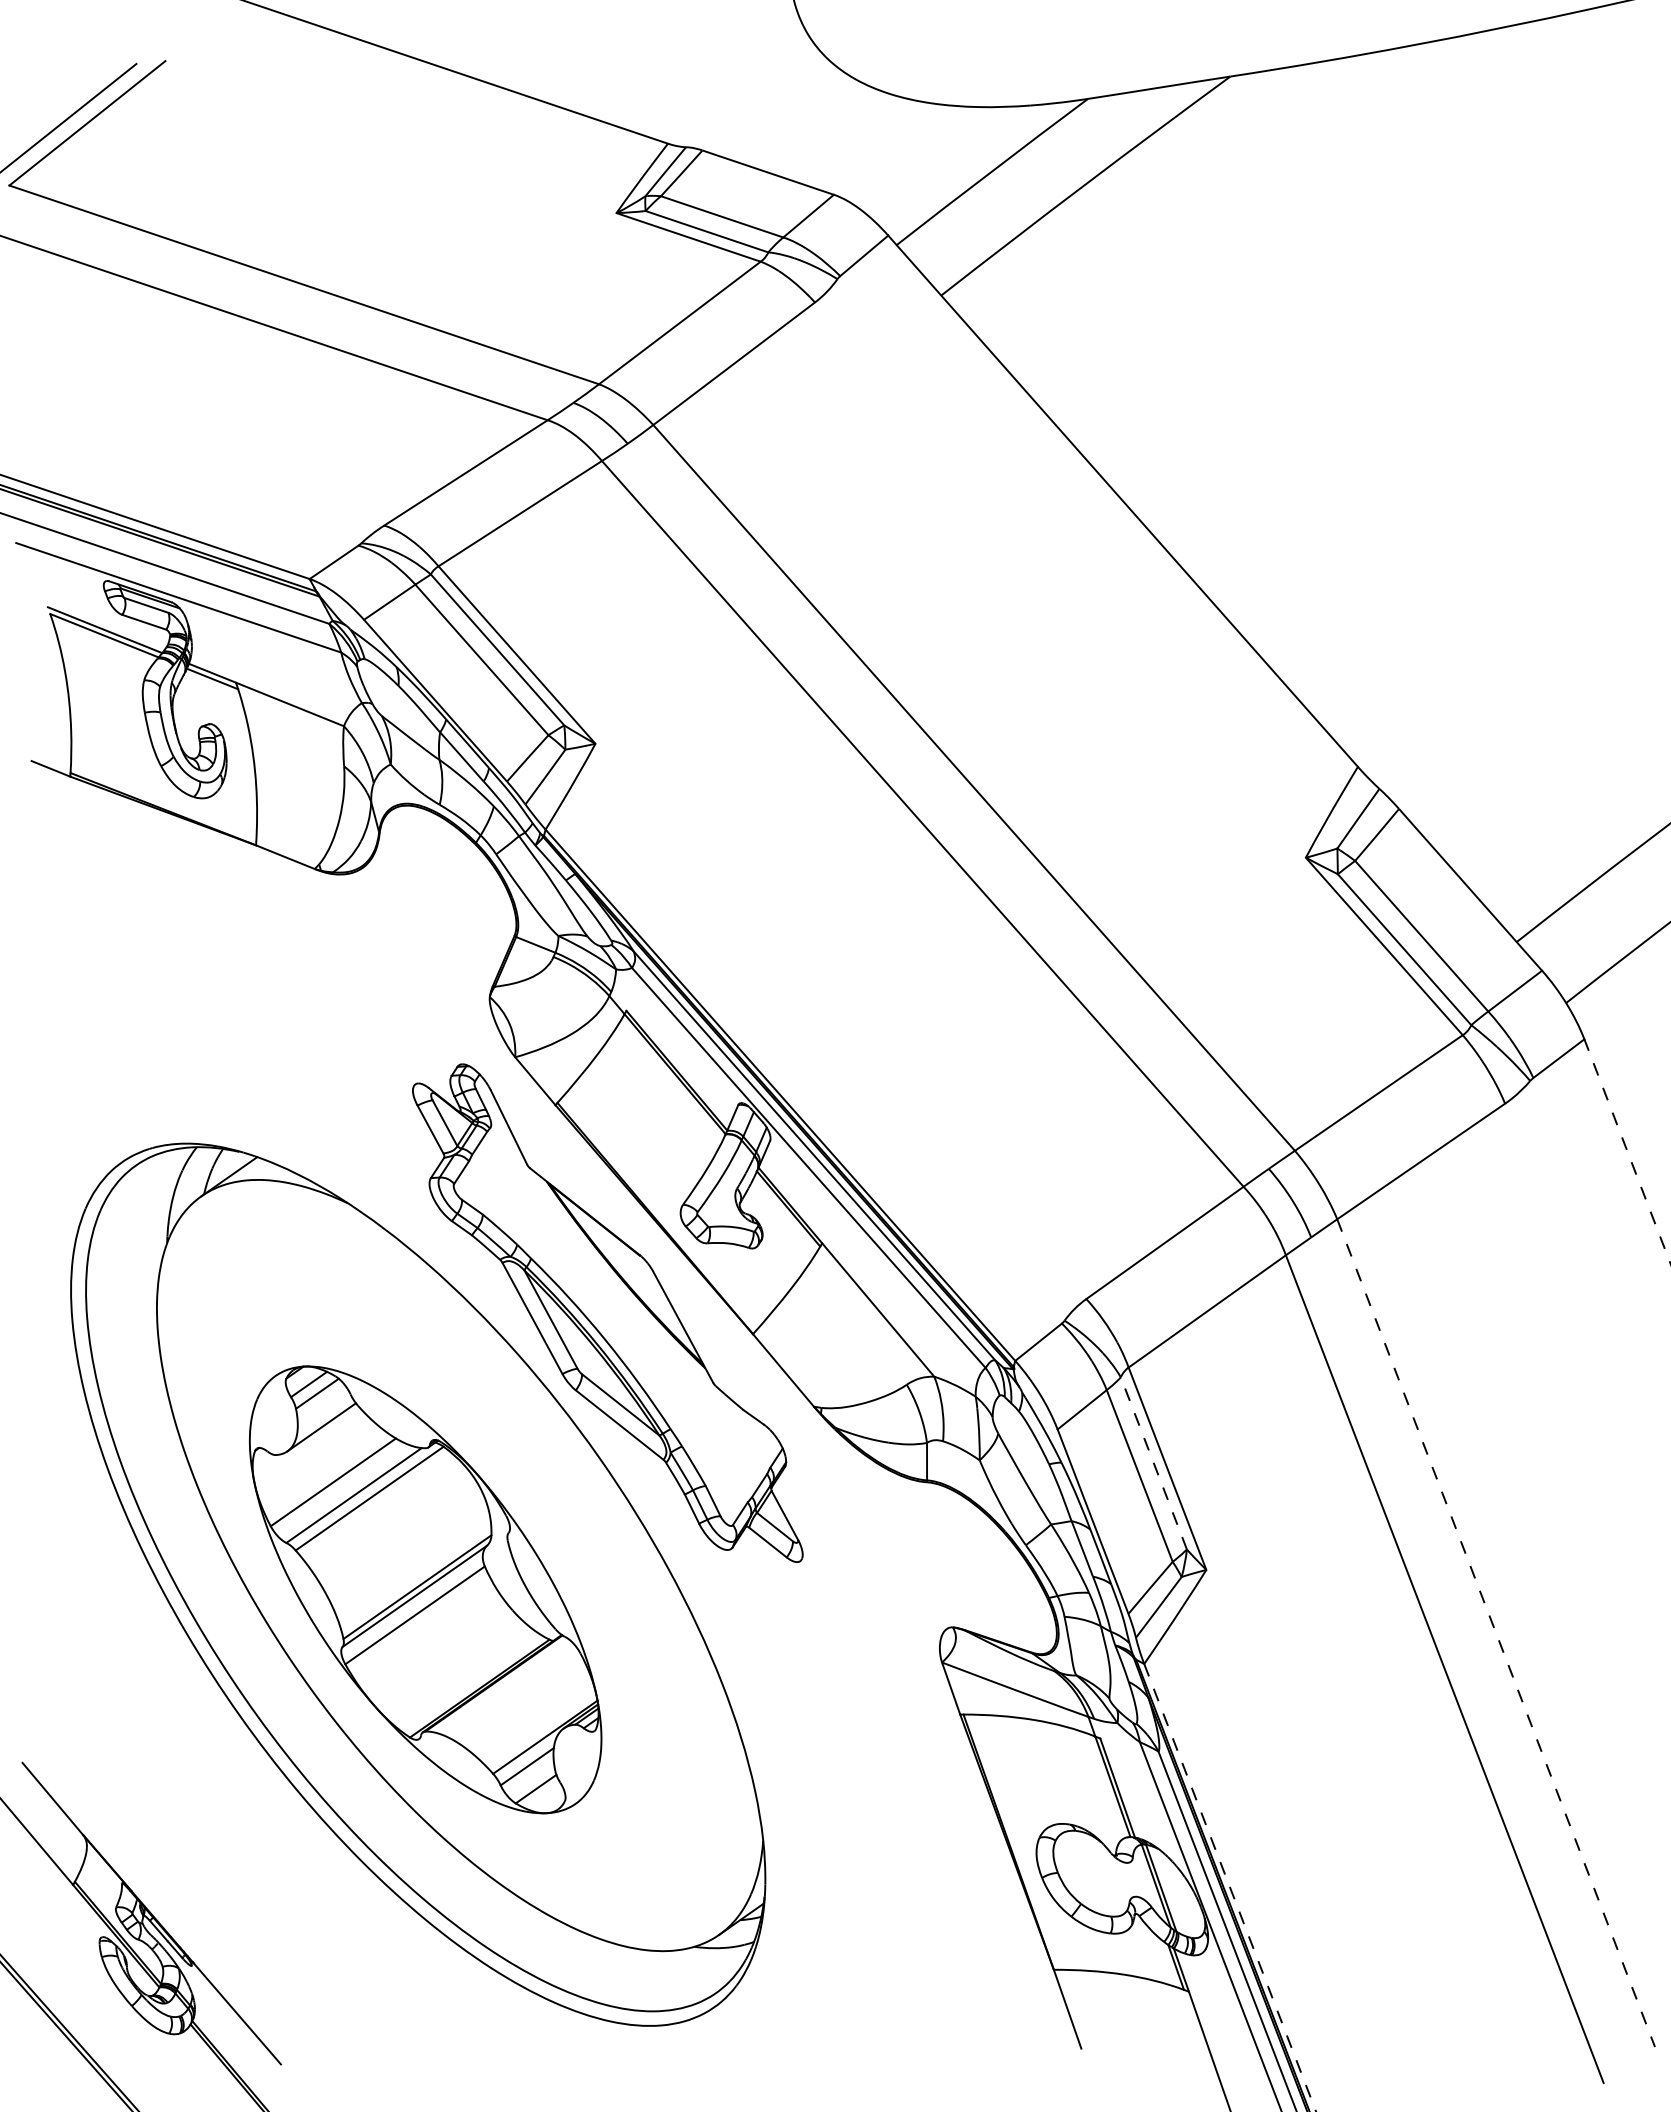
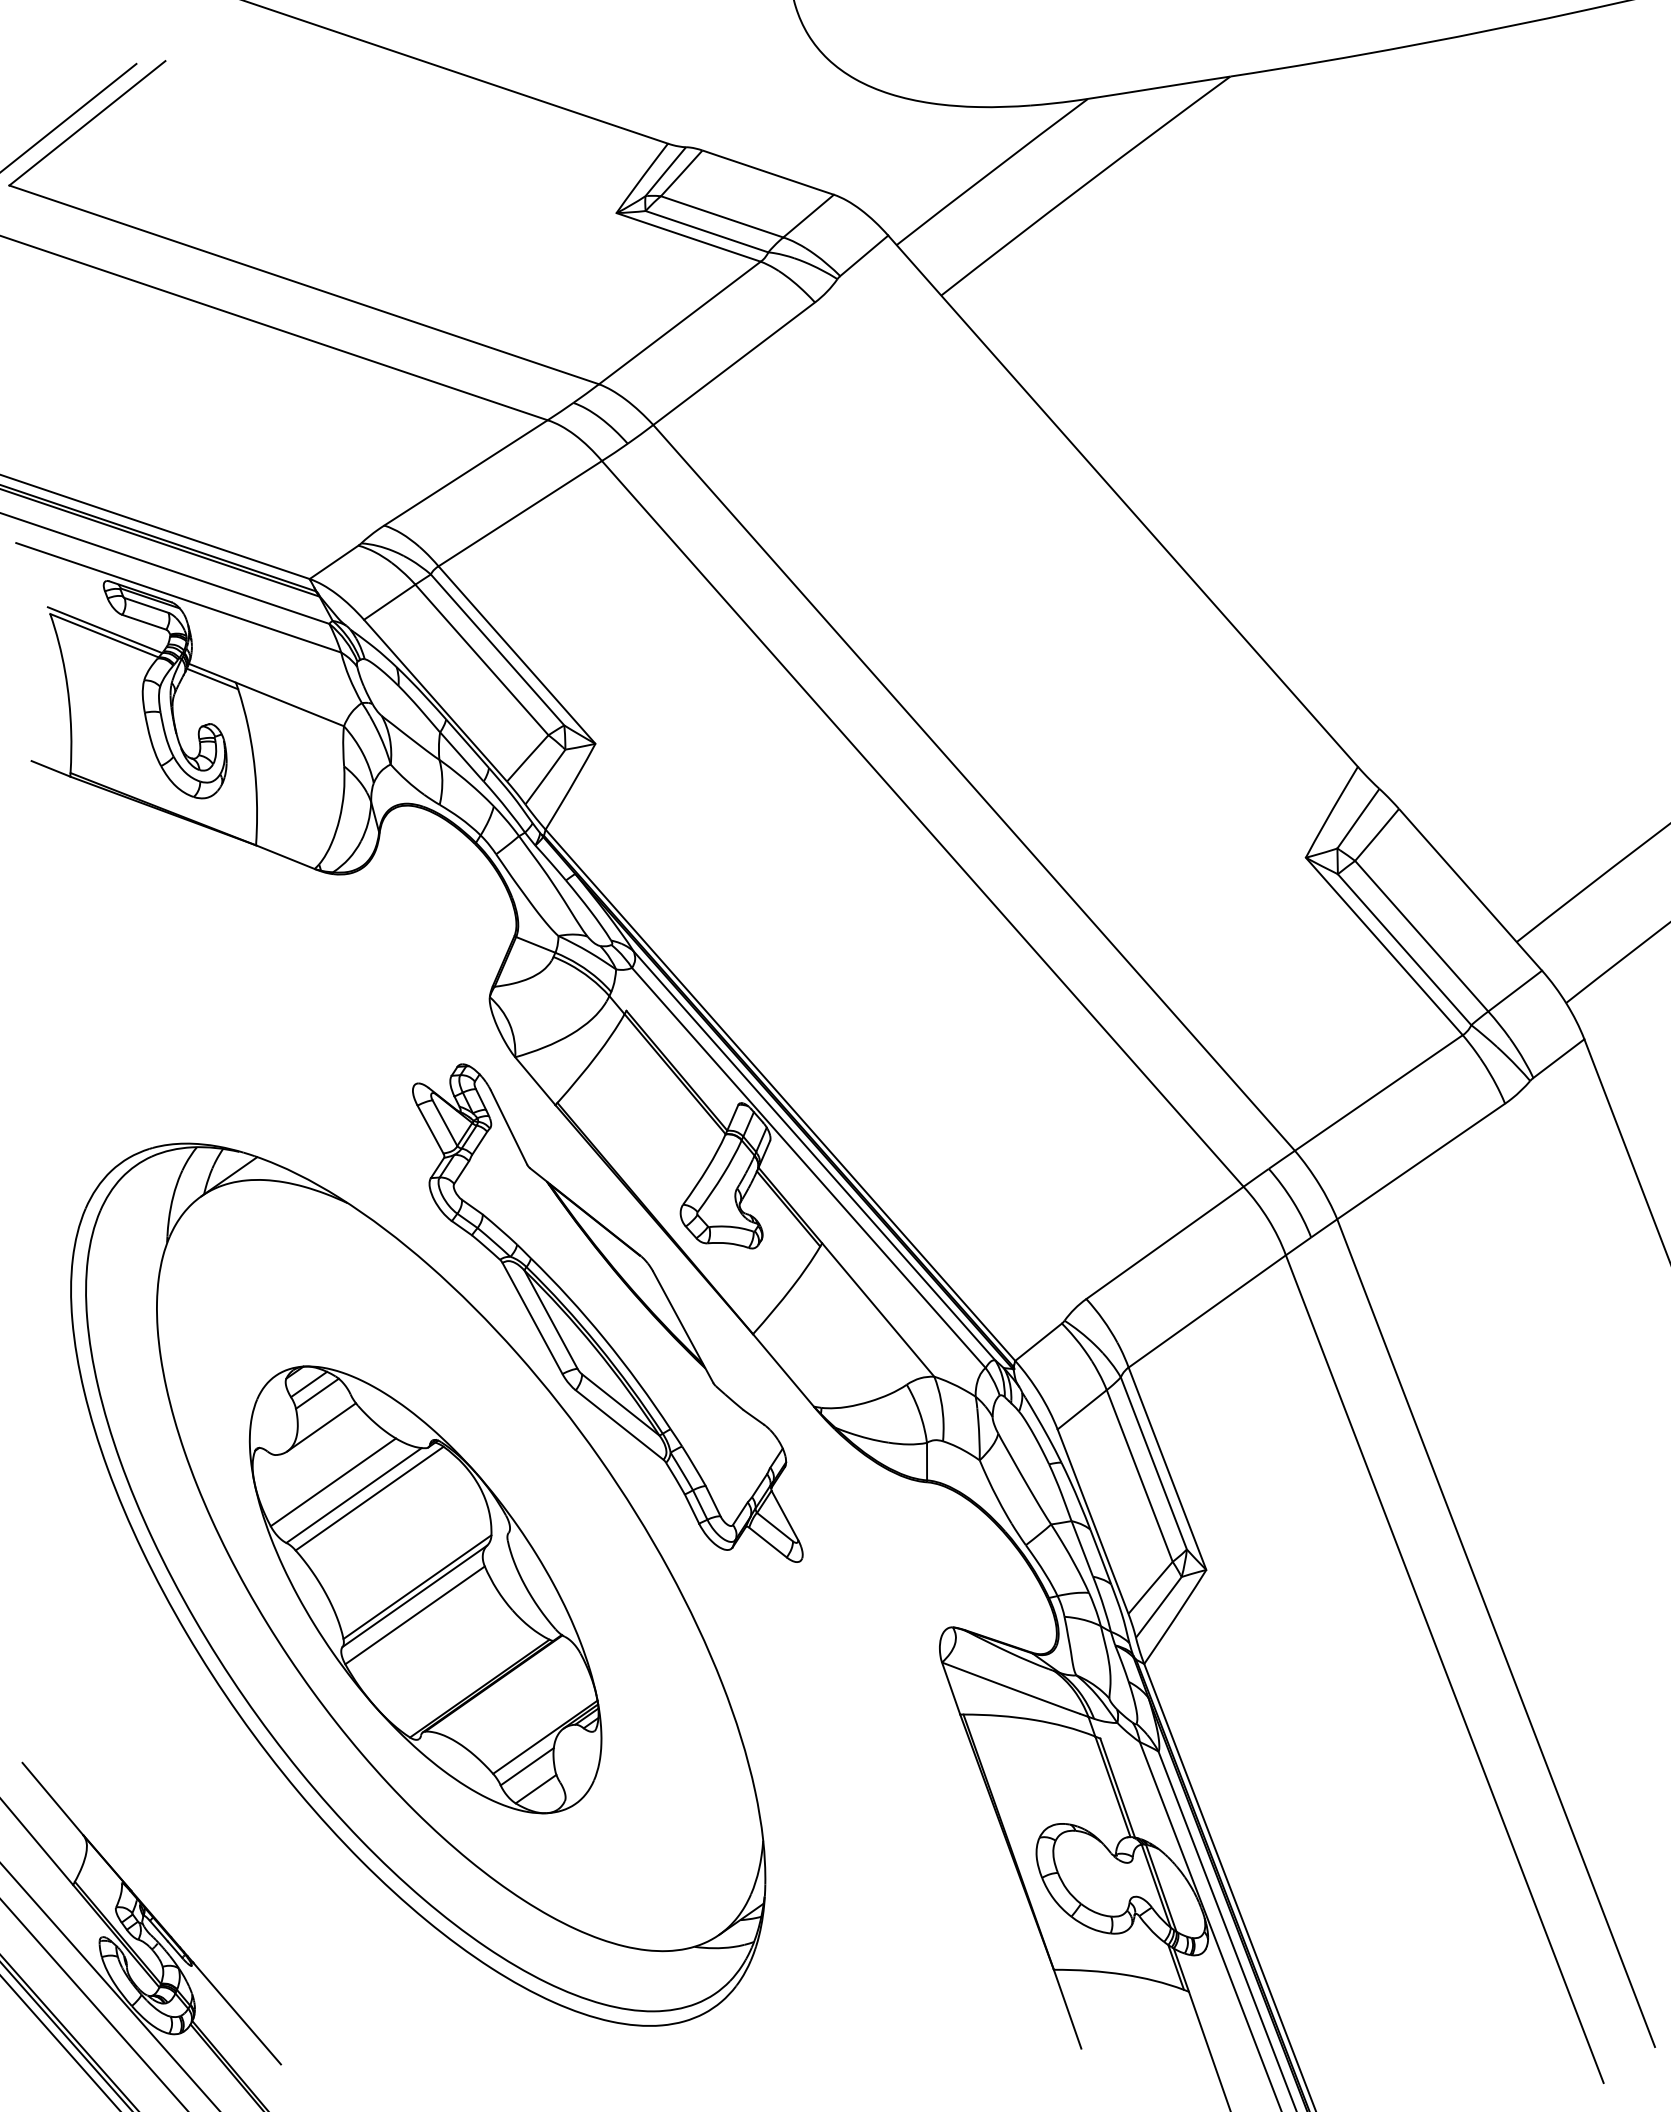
line: dashed -> solid (1627, 1151)
line: dashed -> solid (1153, 1462)
line: dashed -> solid (1496, 1633)
line: dashed -> solid (1230, 1888)
line: none -> present (109, 1986)
line: none -> present (93, 2004)
line: none -> present (60, 2042)
